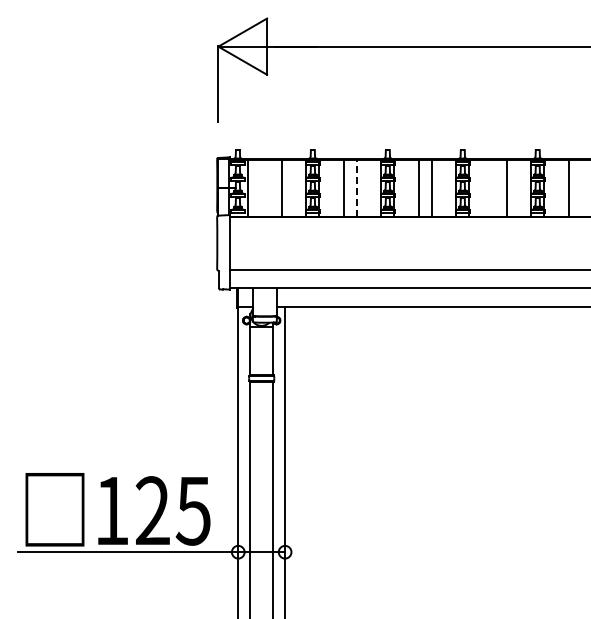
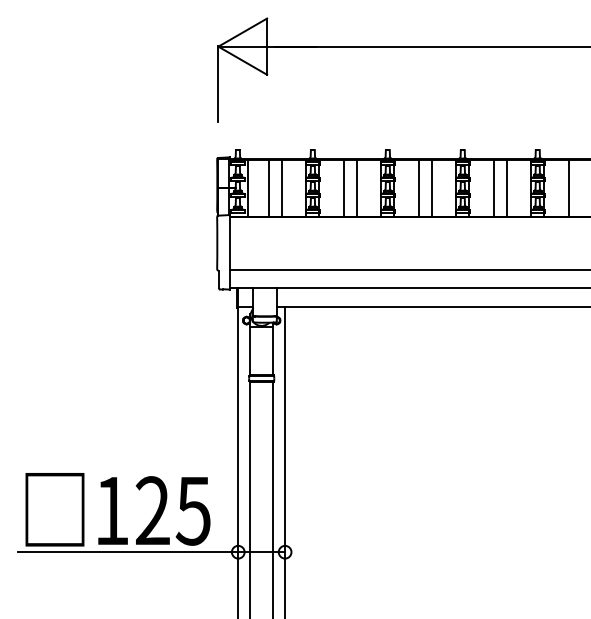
line: dashed -> solid (356, 187)
line: none -> present (268, 188)
line: none -> present (493, 188)
